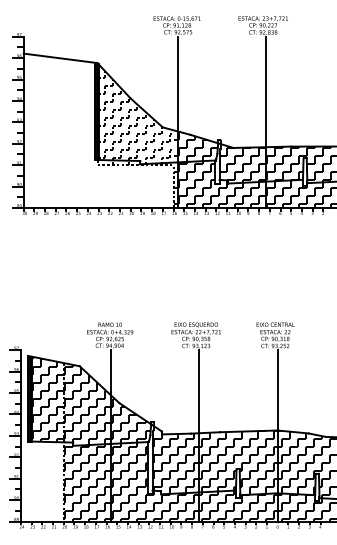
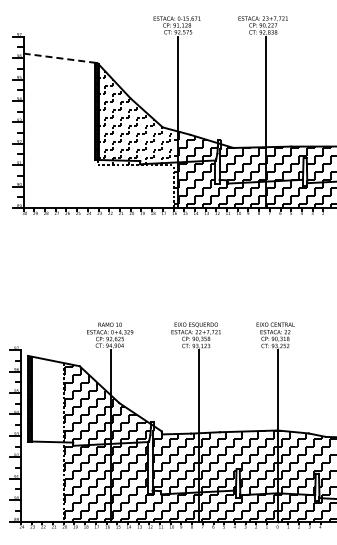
line: solid -> dashed (61, 58)
hatch: present -> none (47, 399)
